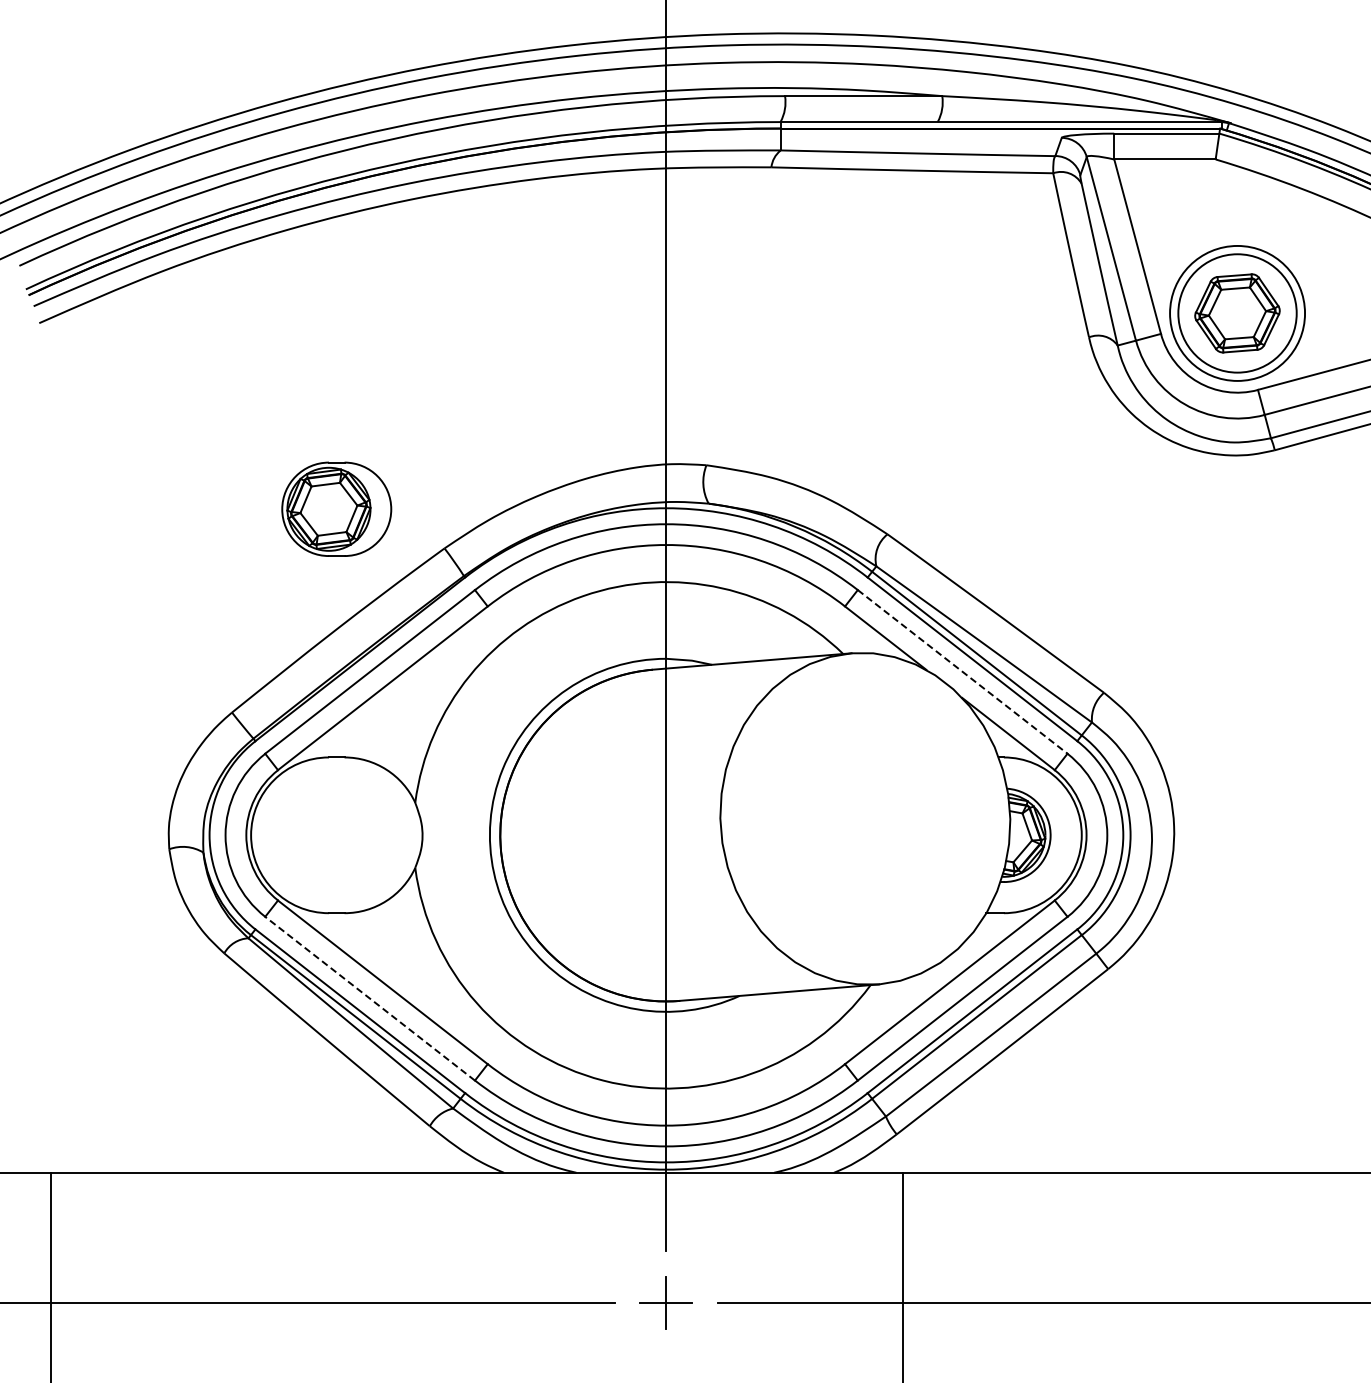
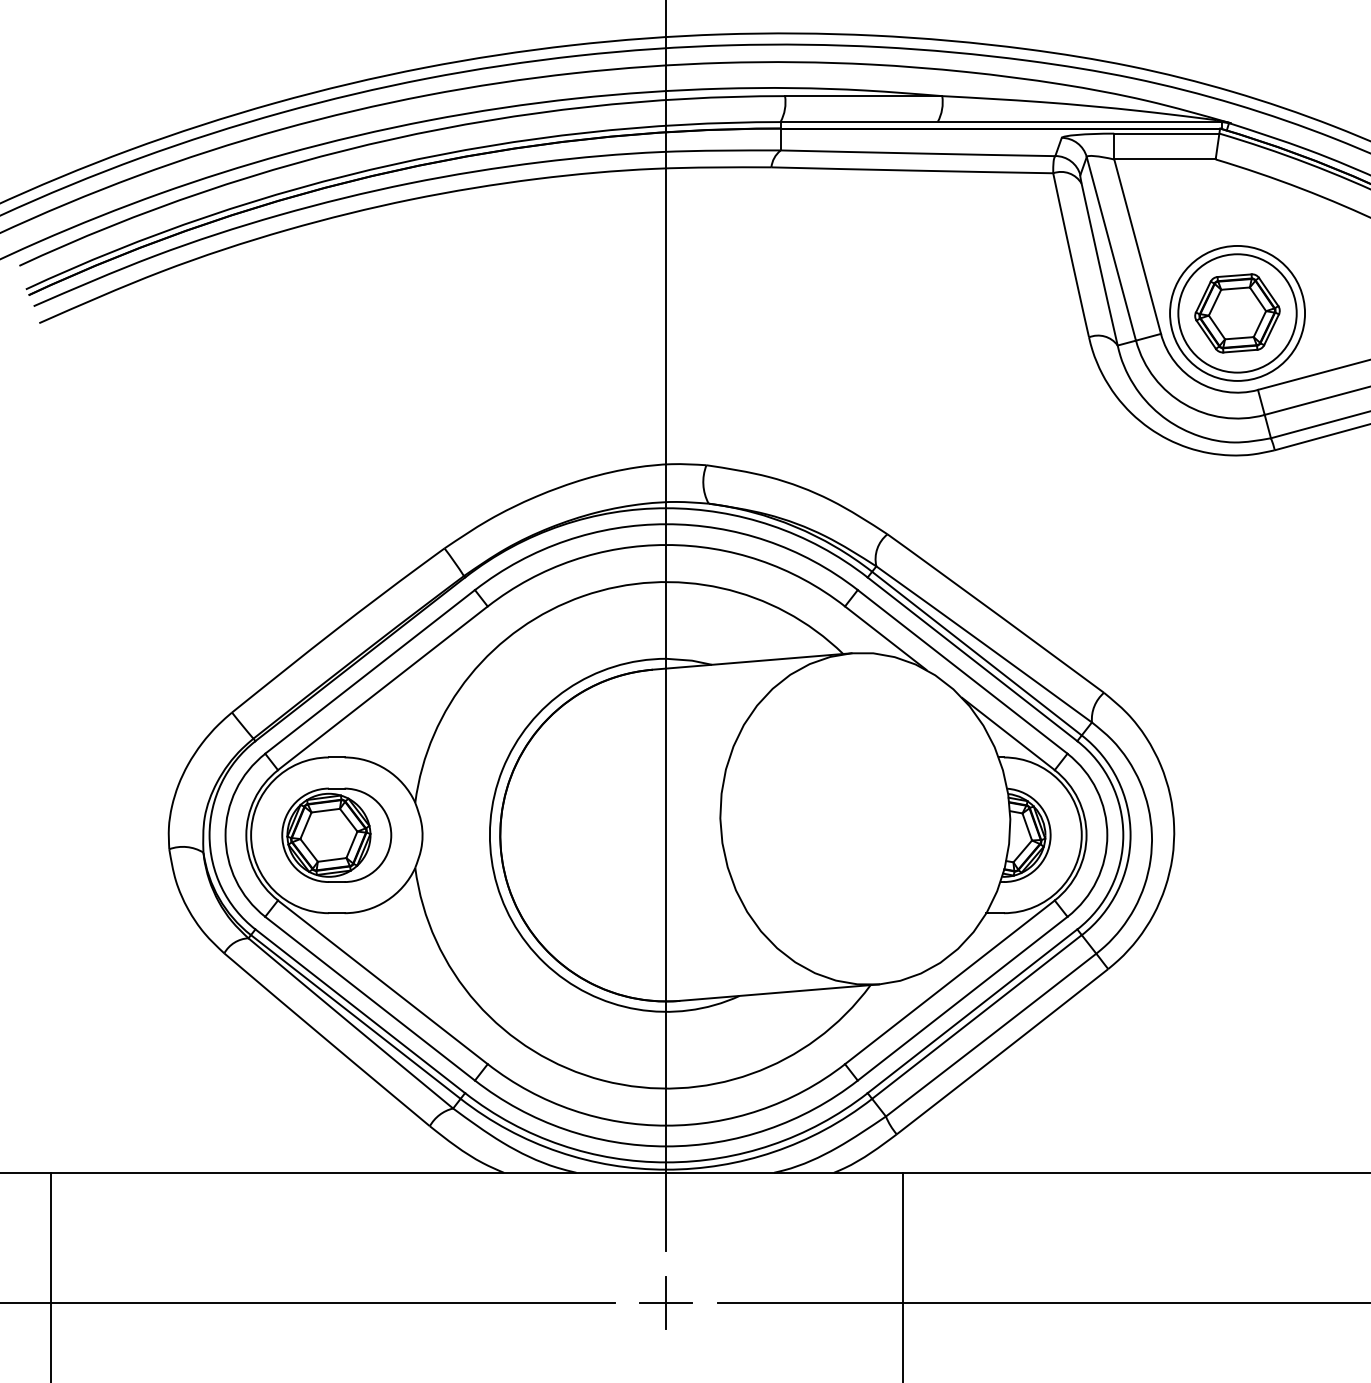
part position: (336, 508) -> (336, 834) (336, 834)
line: dashed -> solid (963, 672)
line: dashed -> solid (369, 998)
